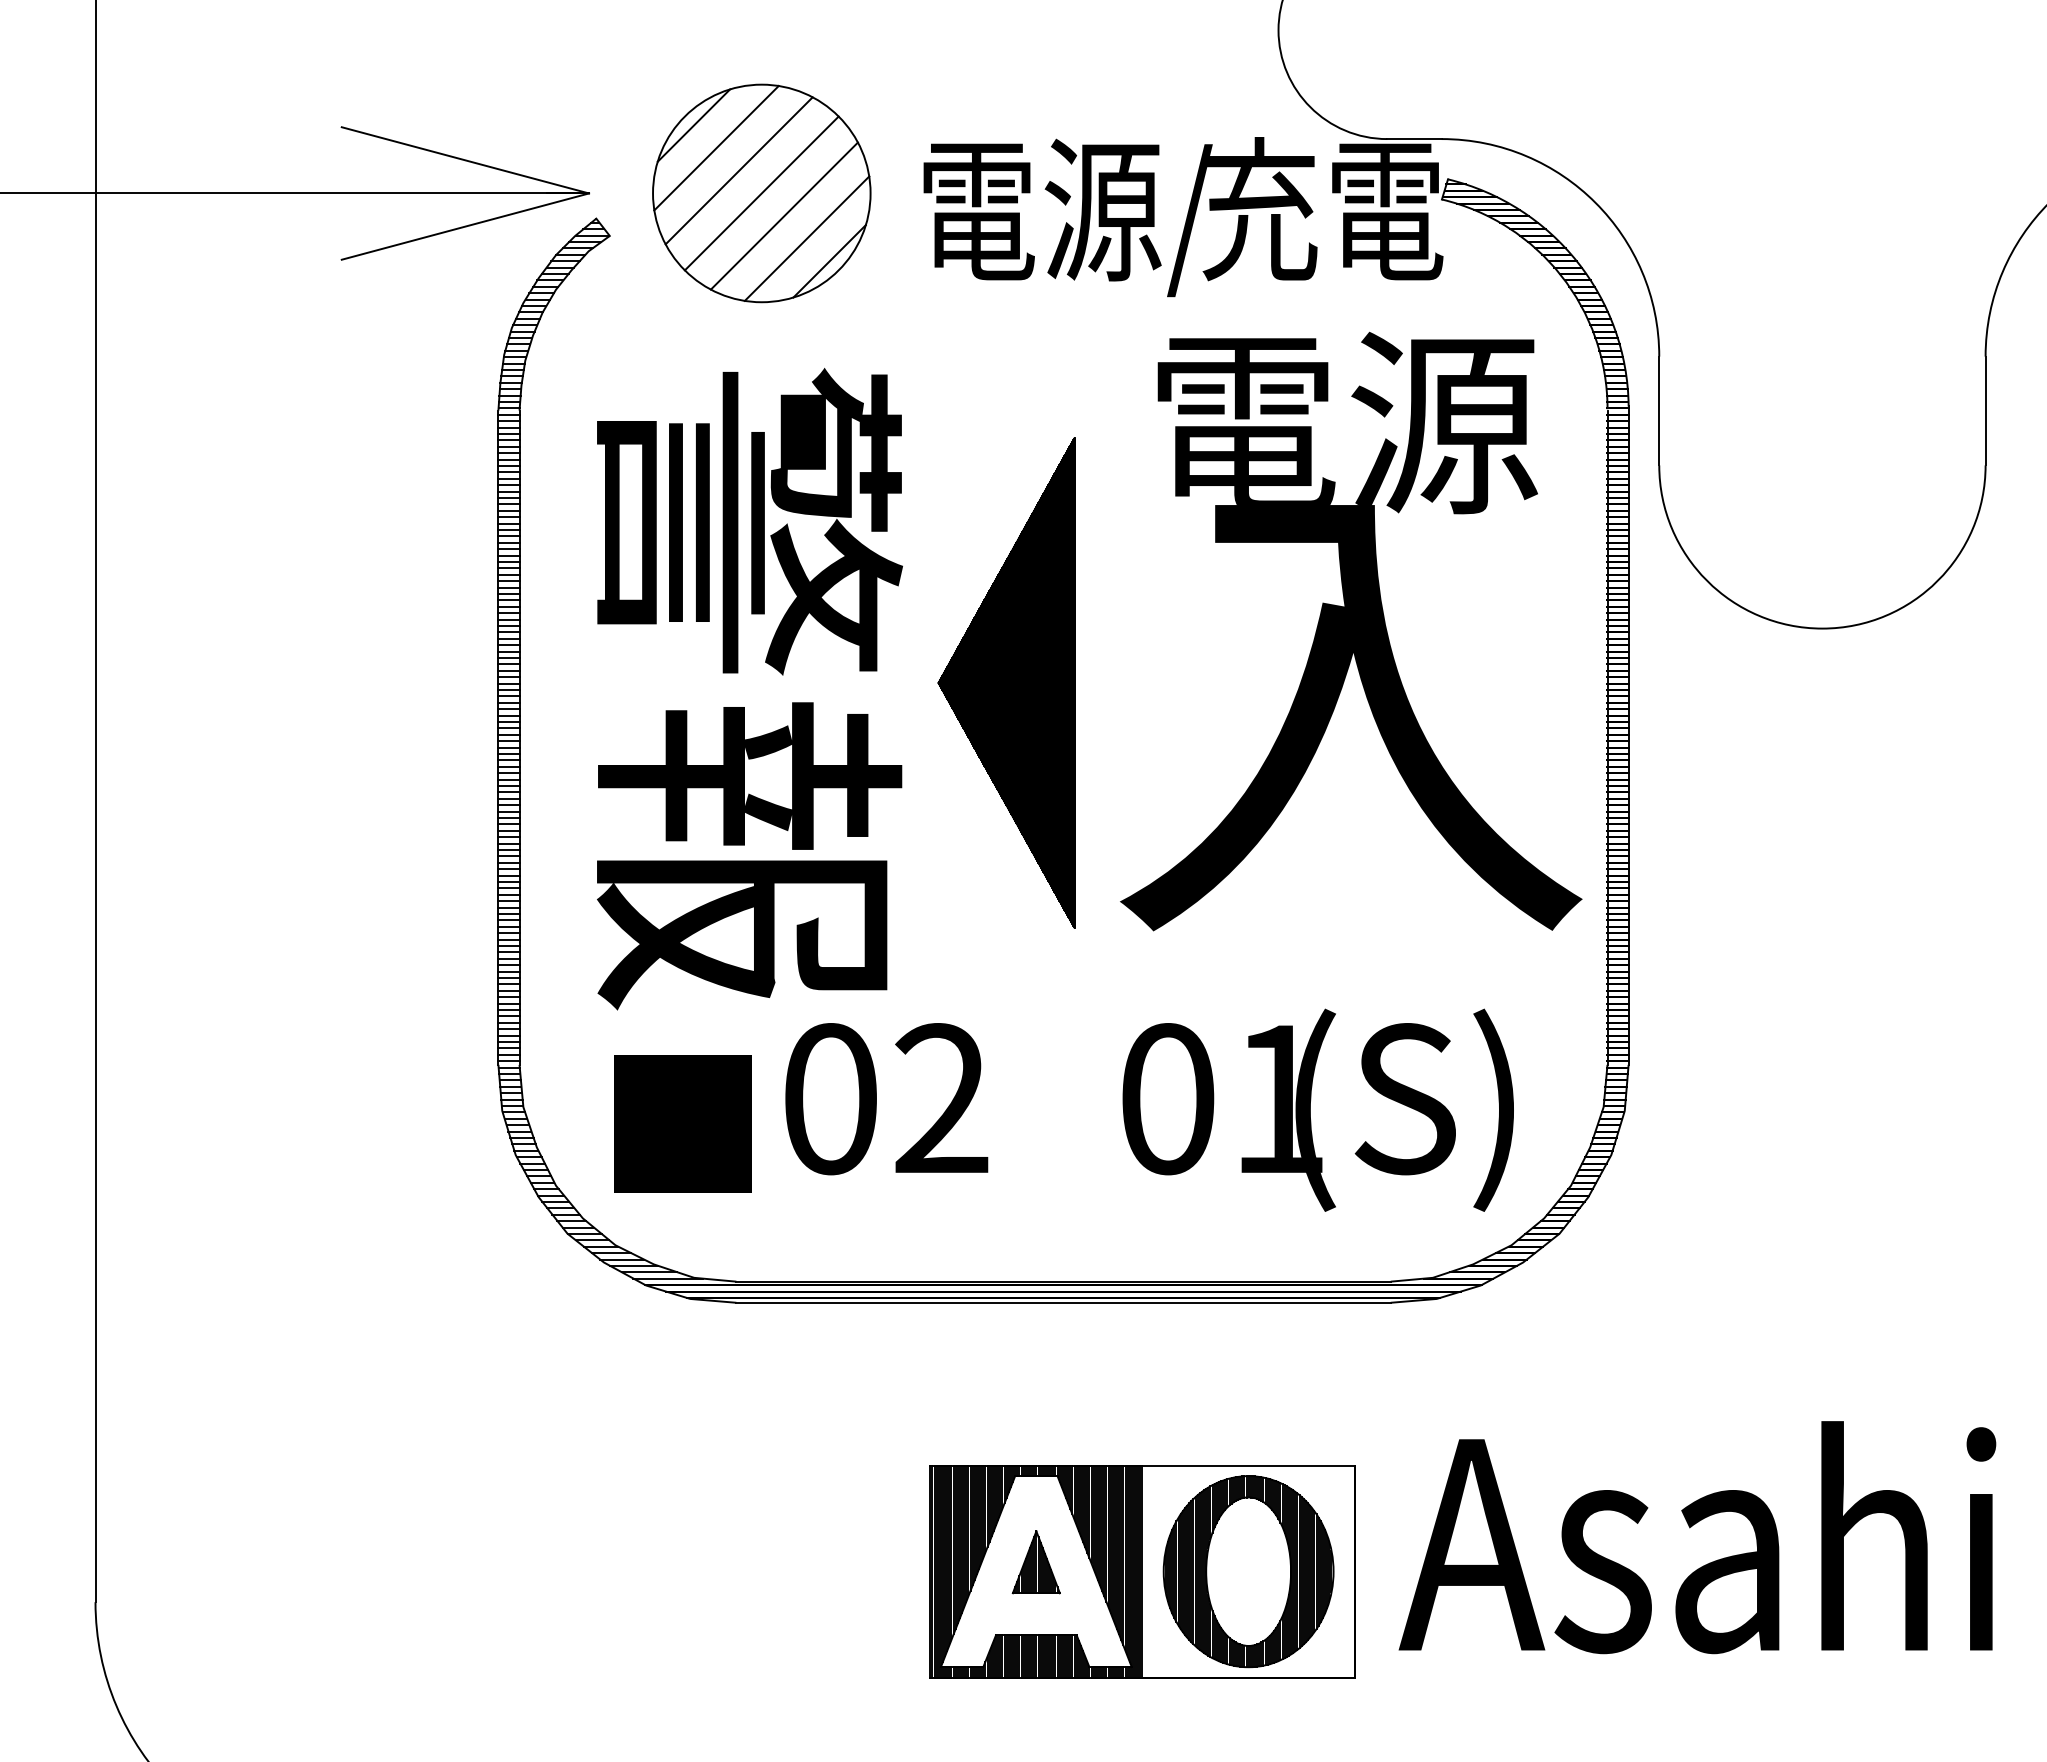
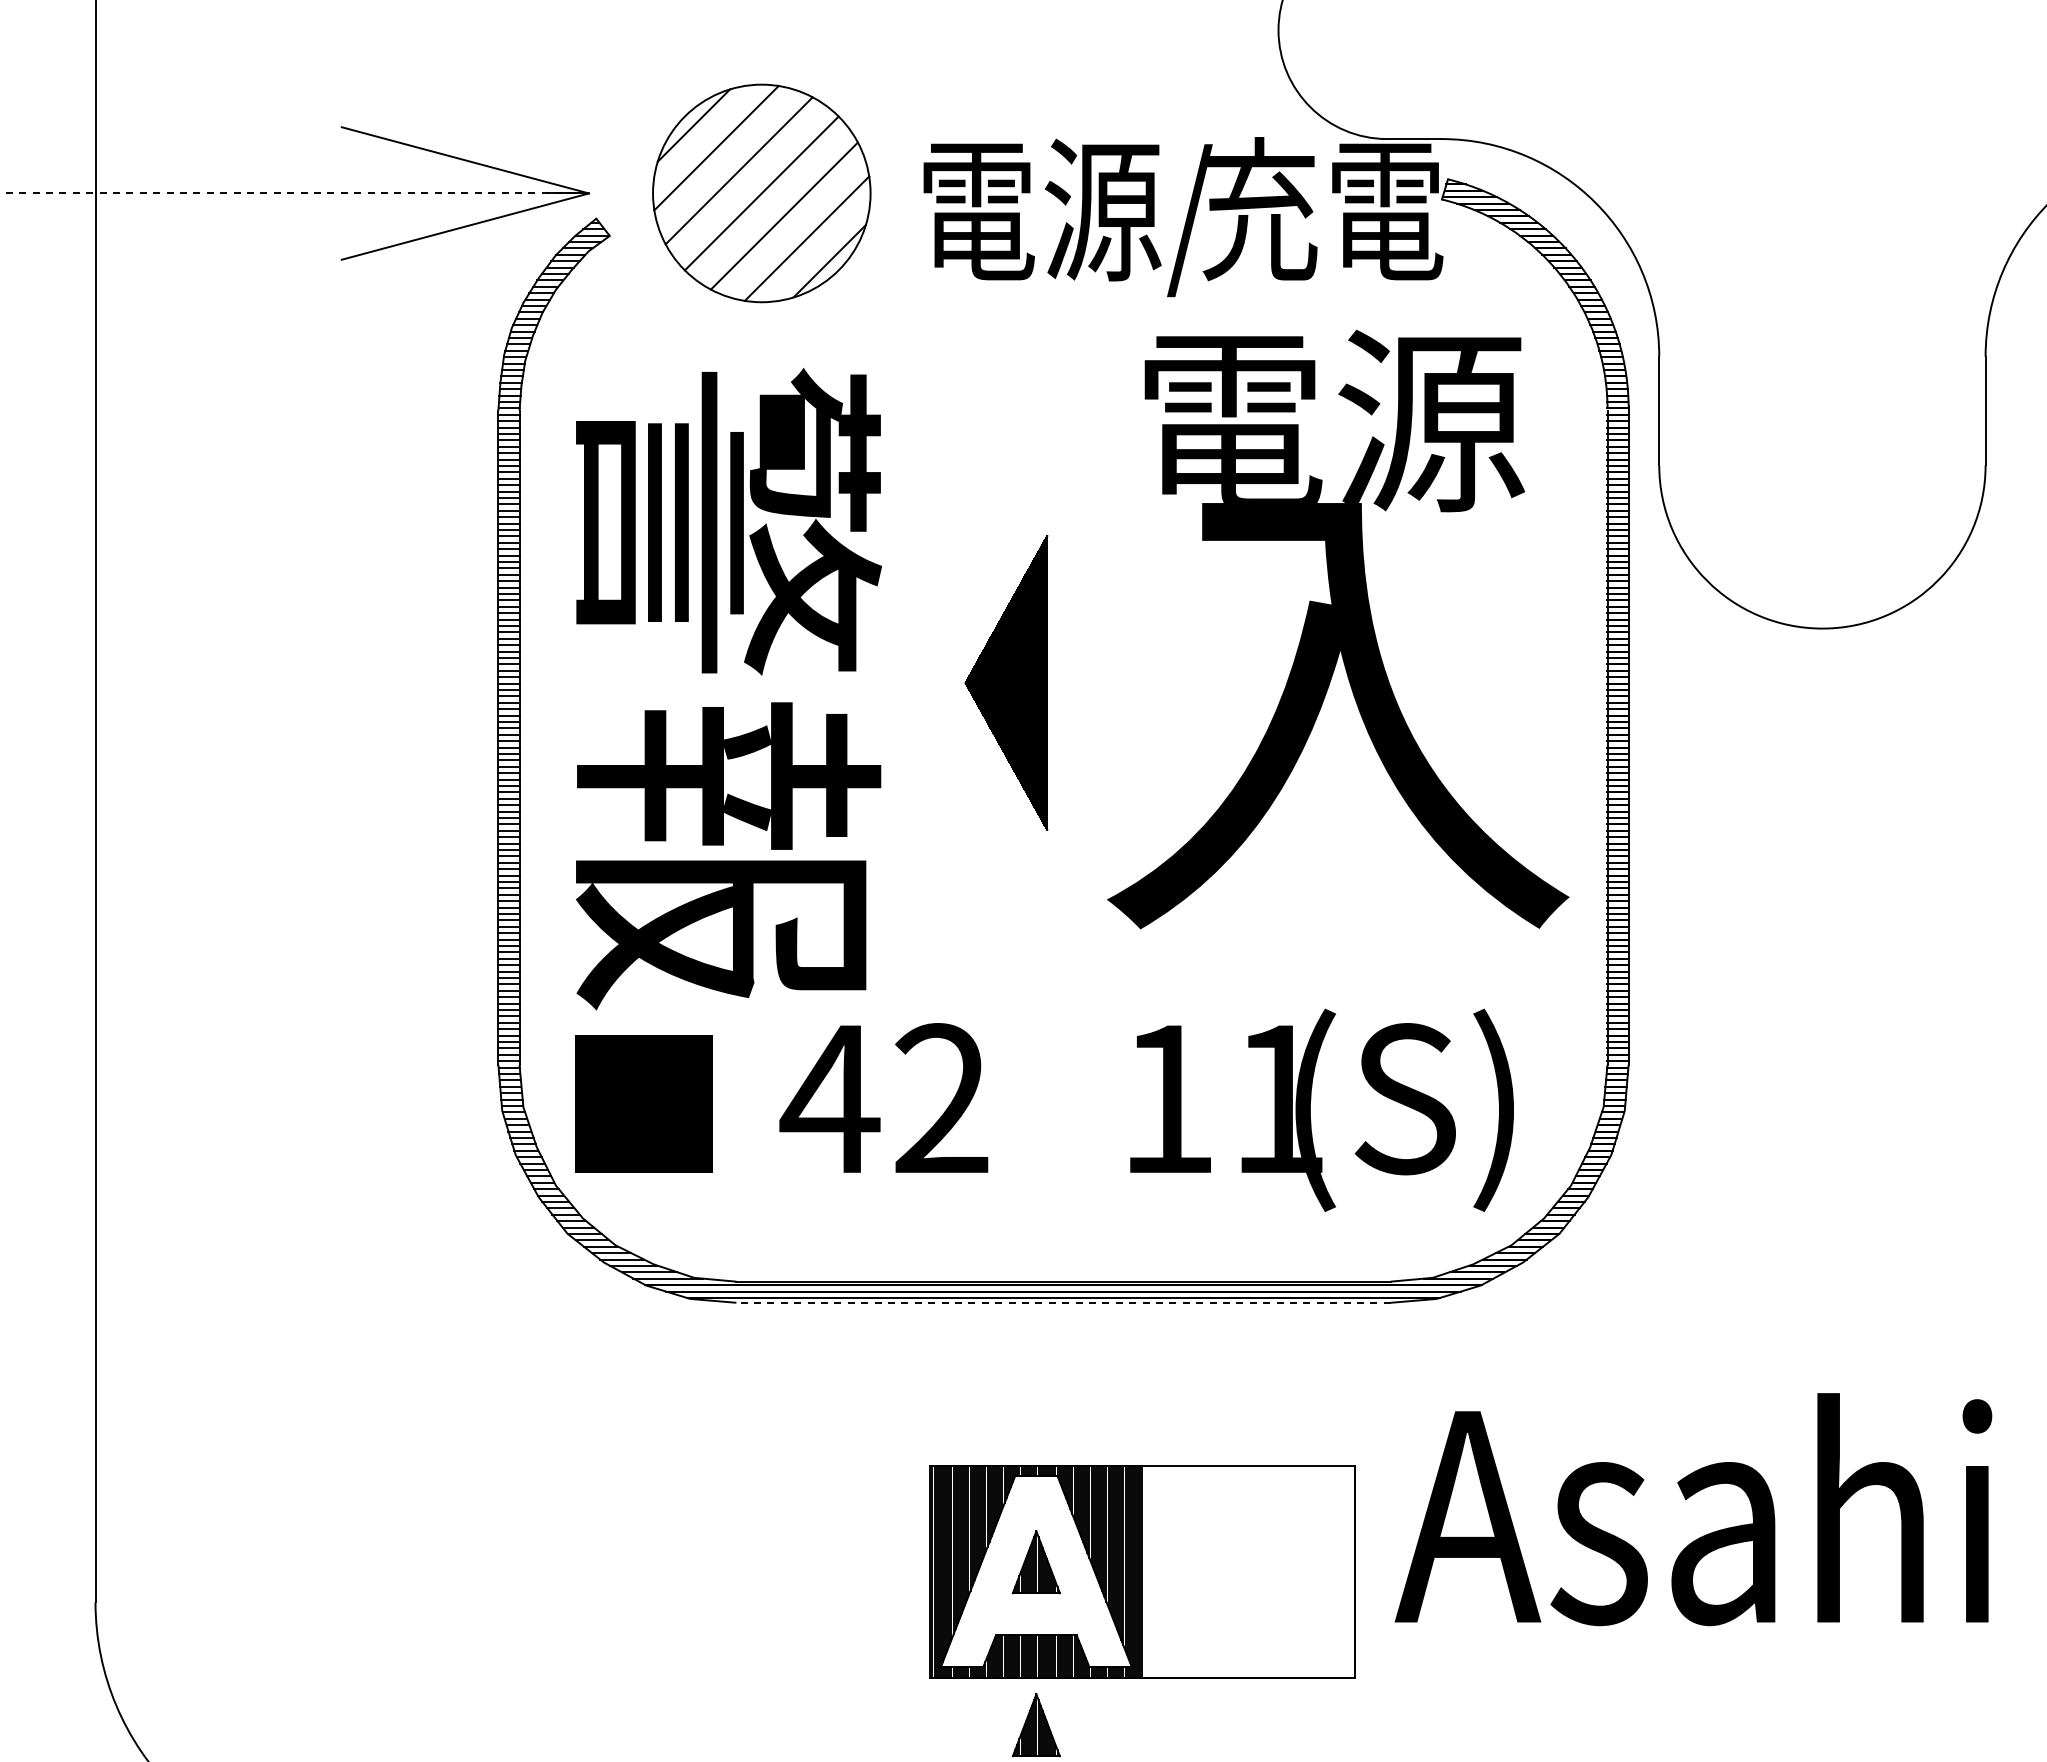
line: solid -> dashed (294, 193)
text position: (1351, 631) -> (1338, 629) (1338, 629)
part size: 139x492 px -> 85x296 px (1006, 682)
text position: (749, 689) -> (728, 689) (728, 689)
text: 02 -> 42 (829, 1099)
text: 01 -> 11 (1168, 1099)
part position: (682, 1123) -> (643, 1103) (643, 1103)
line: solid -> dashed (1063, 1302)
text position: (1697, 1537) -> (1693, 1509) (1693, 1509)
part: present -> none (1248, 1571)
part: none -> present (1035, 1725)
